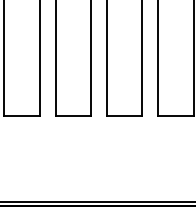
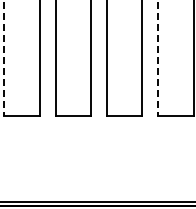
line: solid -> dashed (4, 58)
line: solid -> dashed (158, 58)
